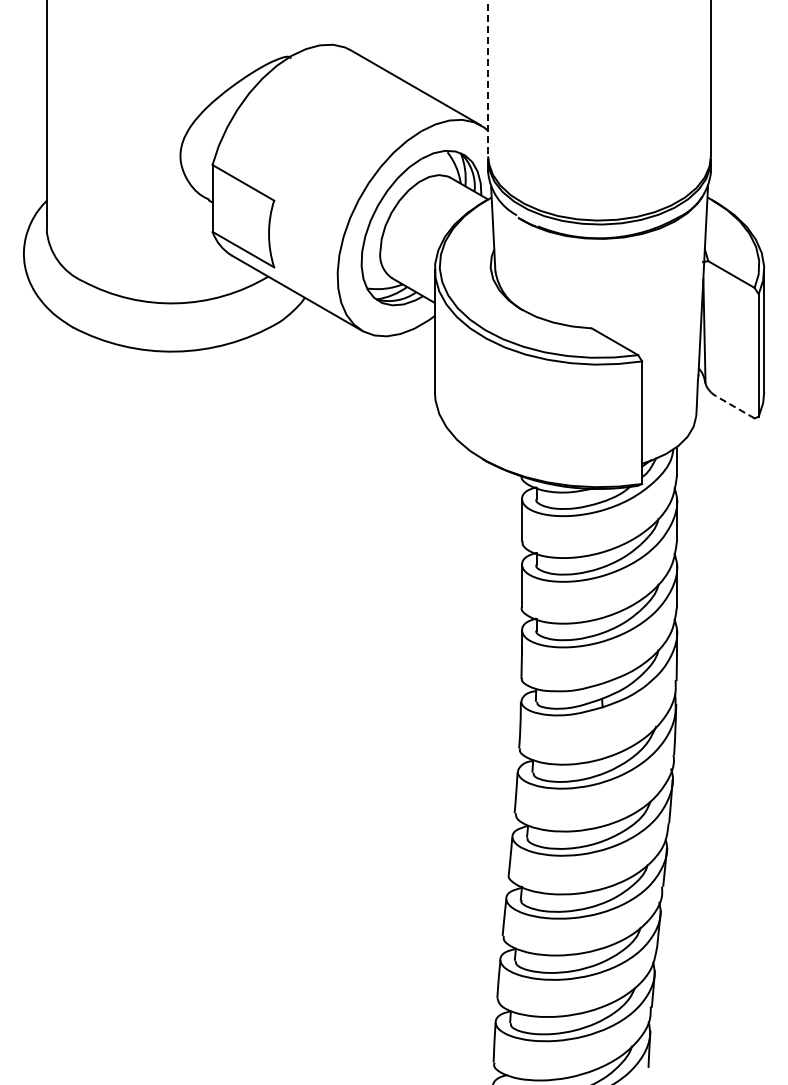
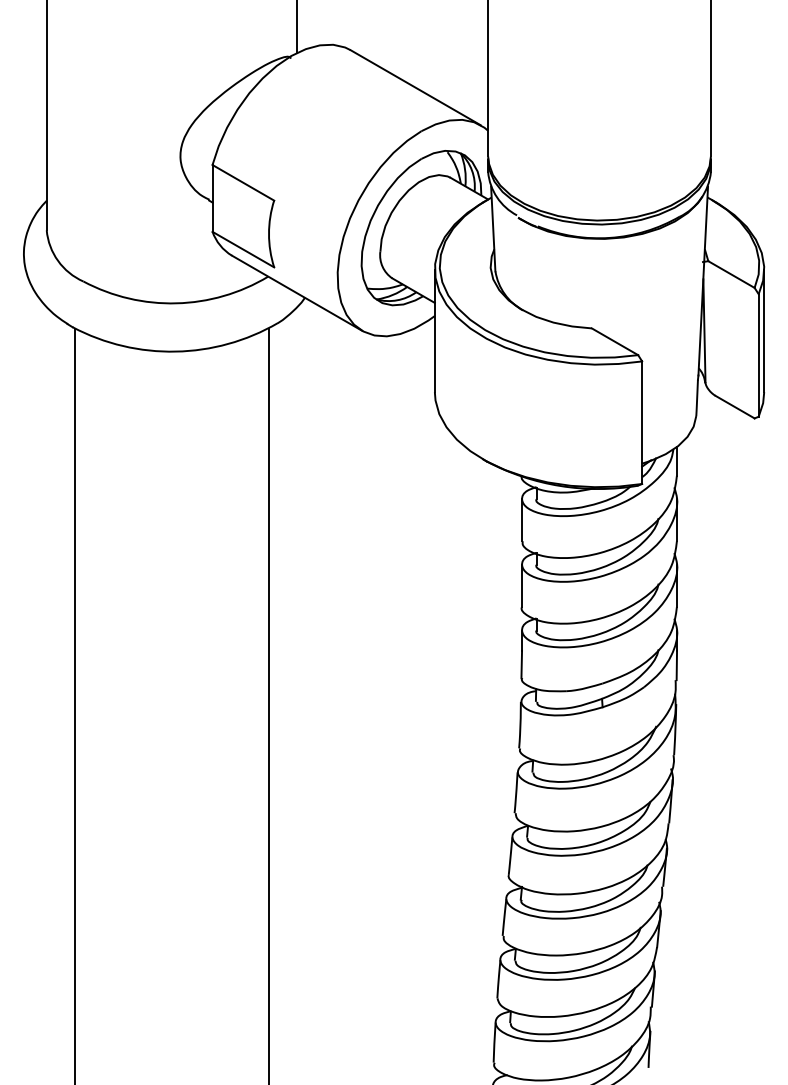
line: none -> present (297, 27)
line: dashed -> solid (488, 78)
line: dashed -> solid (734, 406)
line: none -> present (75, 704)
line: none -> present (268, 704)
